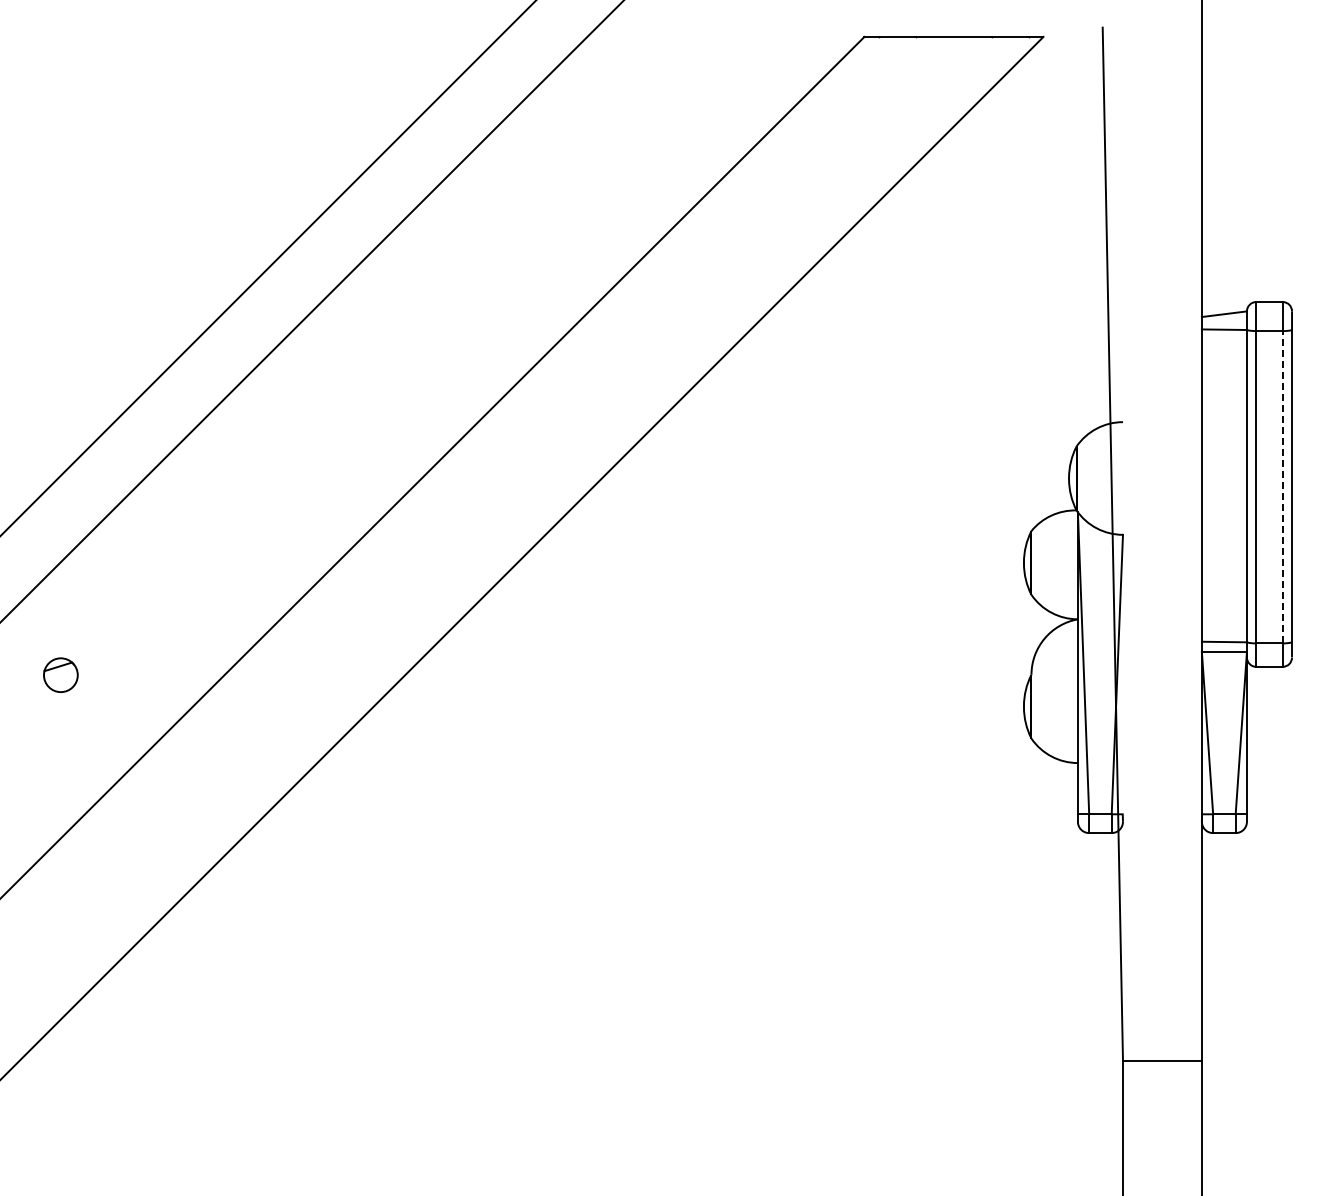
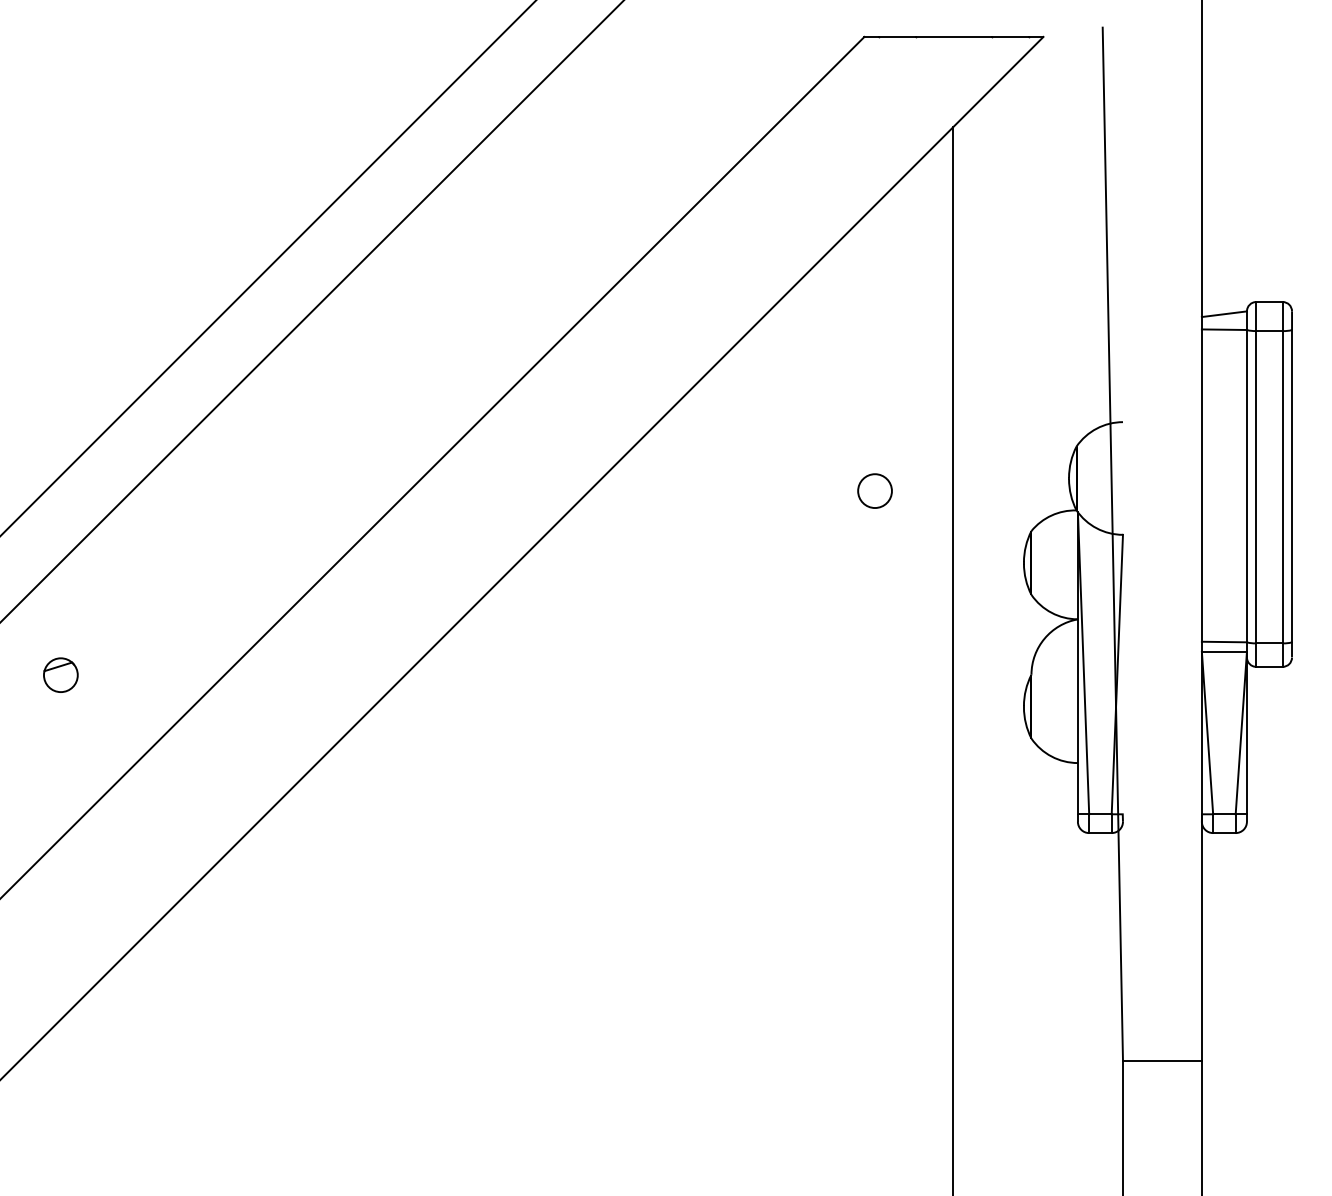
line: dashed -> solid (1282, 486)
circle: none -> present (874, 490)
line: none -> present (953, 659)
